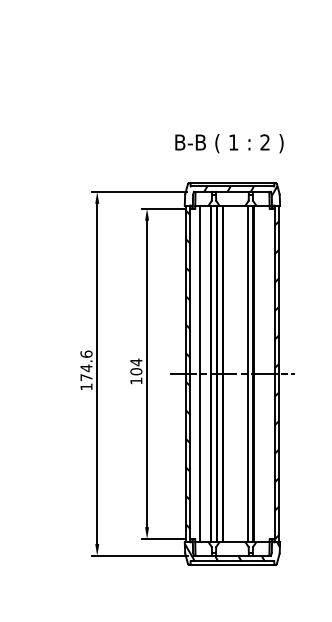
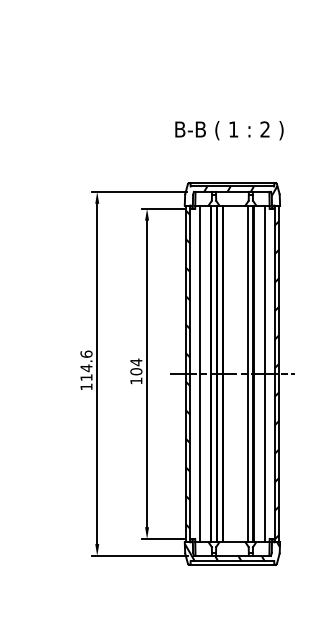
text position: (229, 143) -> (229, 130) (229, 130)
line: none -> present (264, 373)
text: 174.6 -> 114.6 (86, 377)
